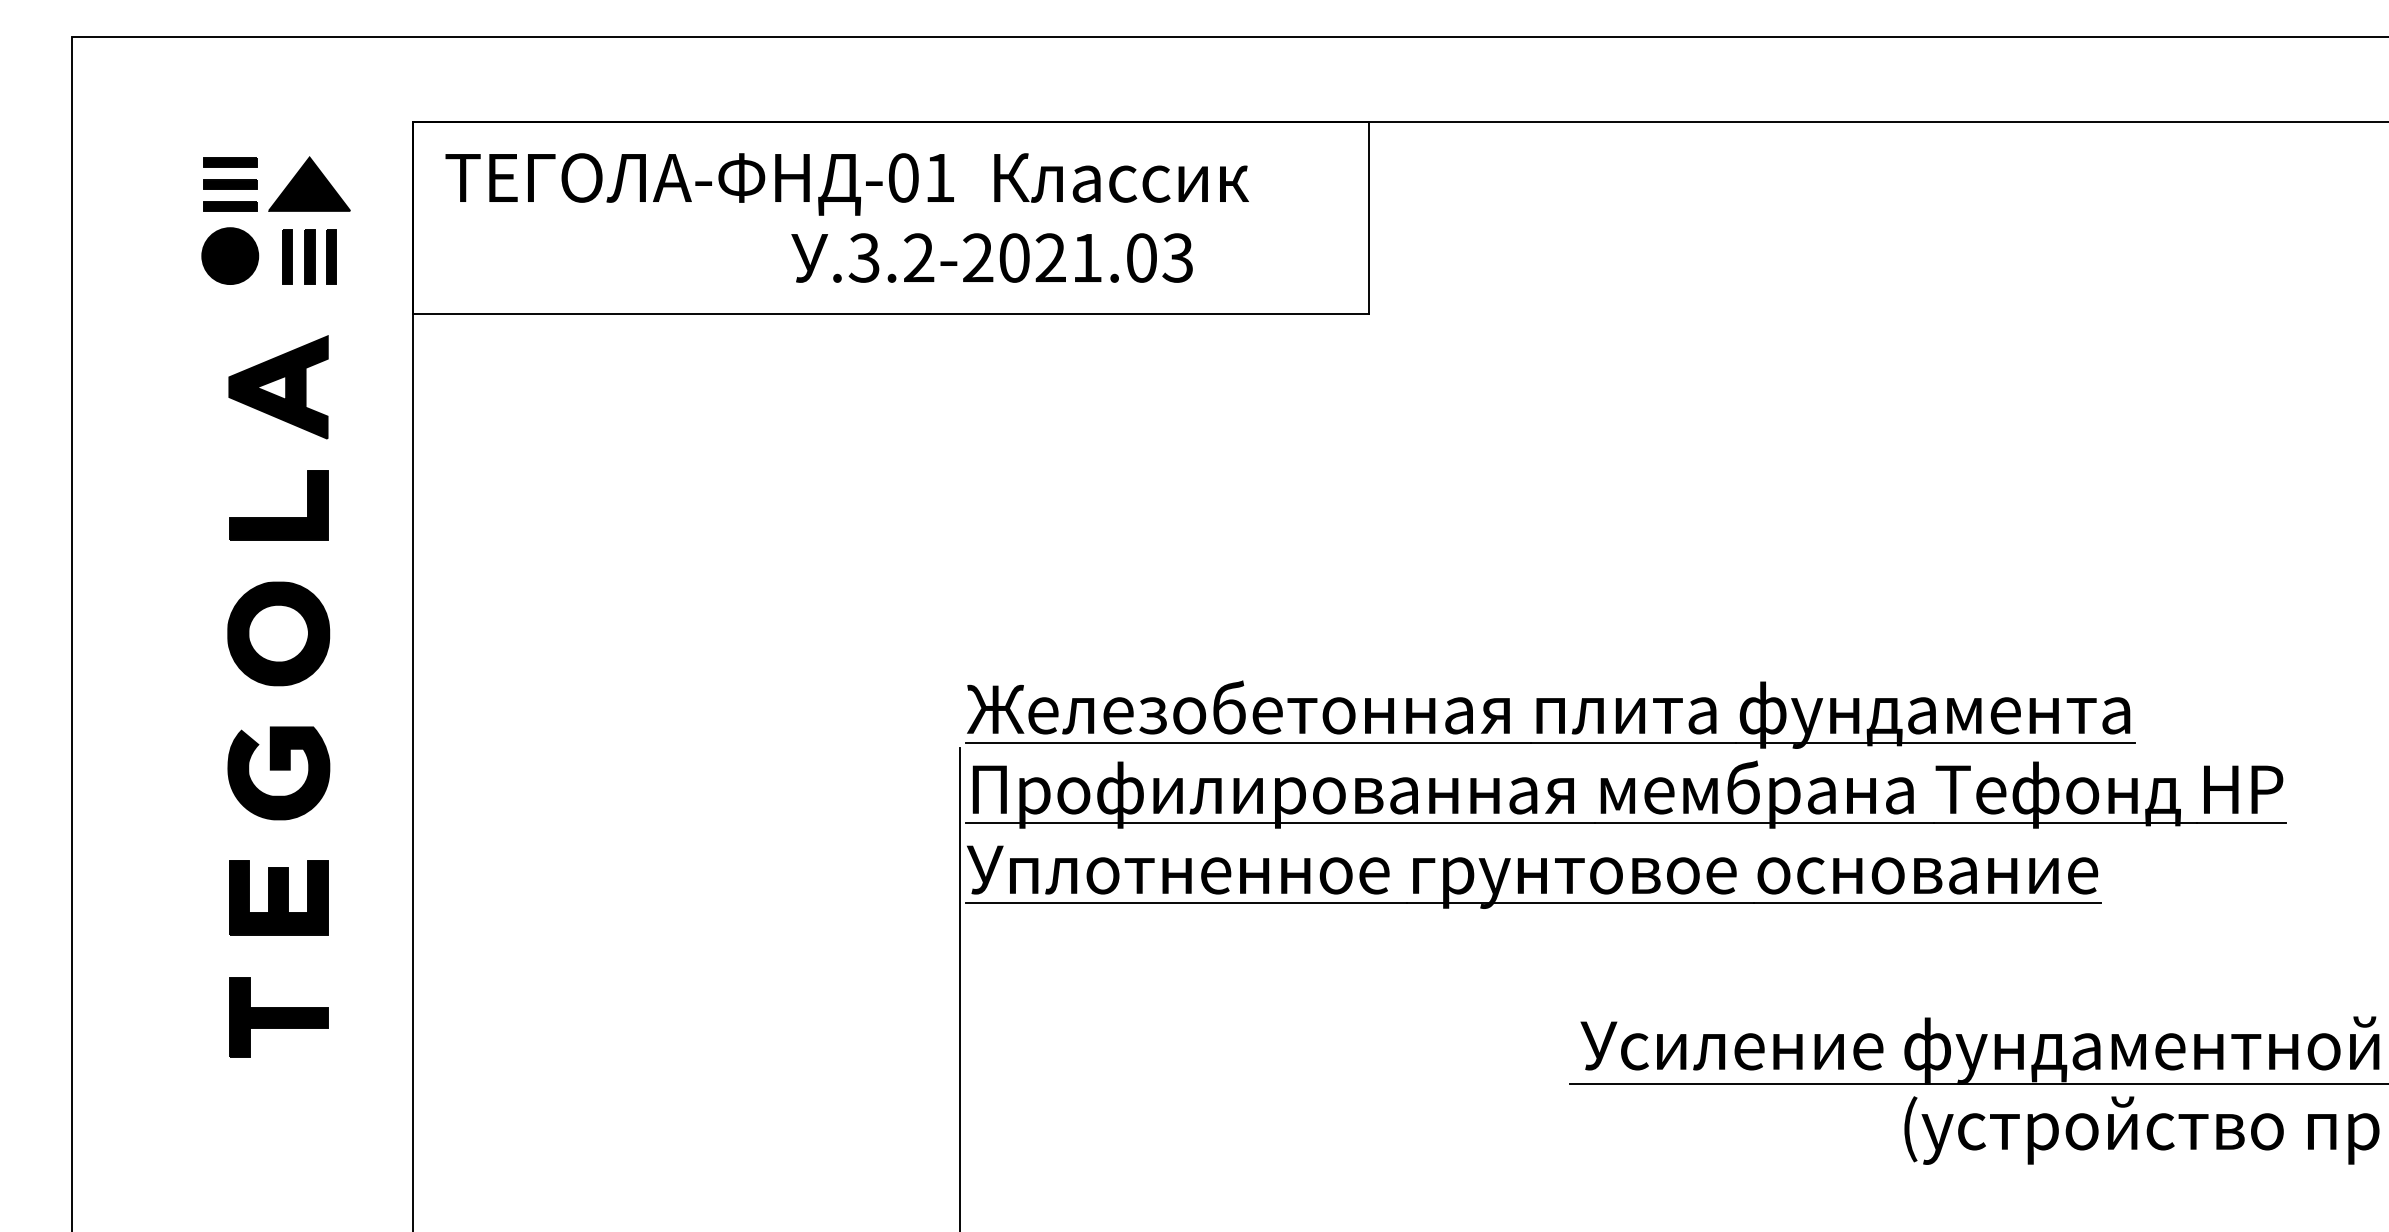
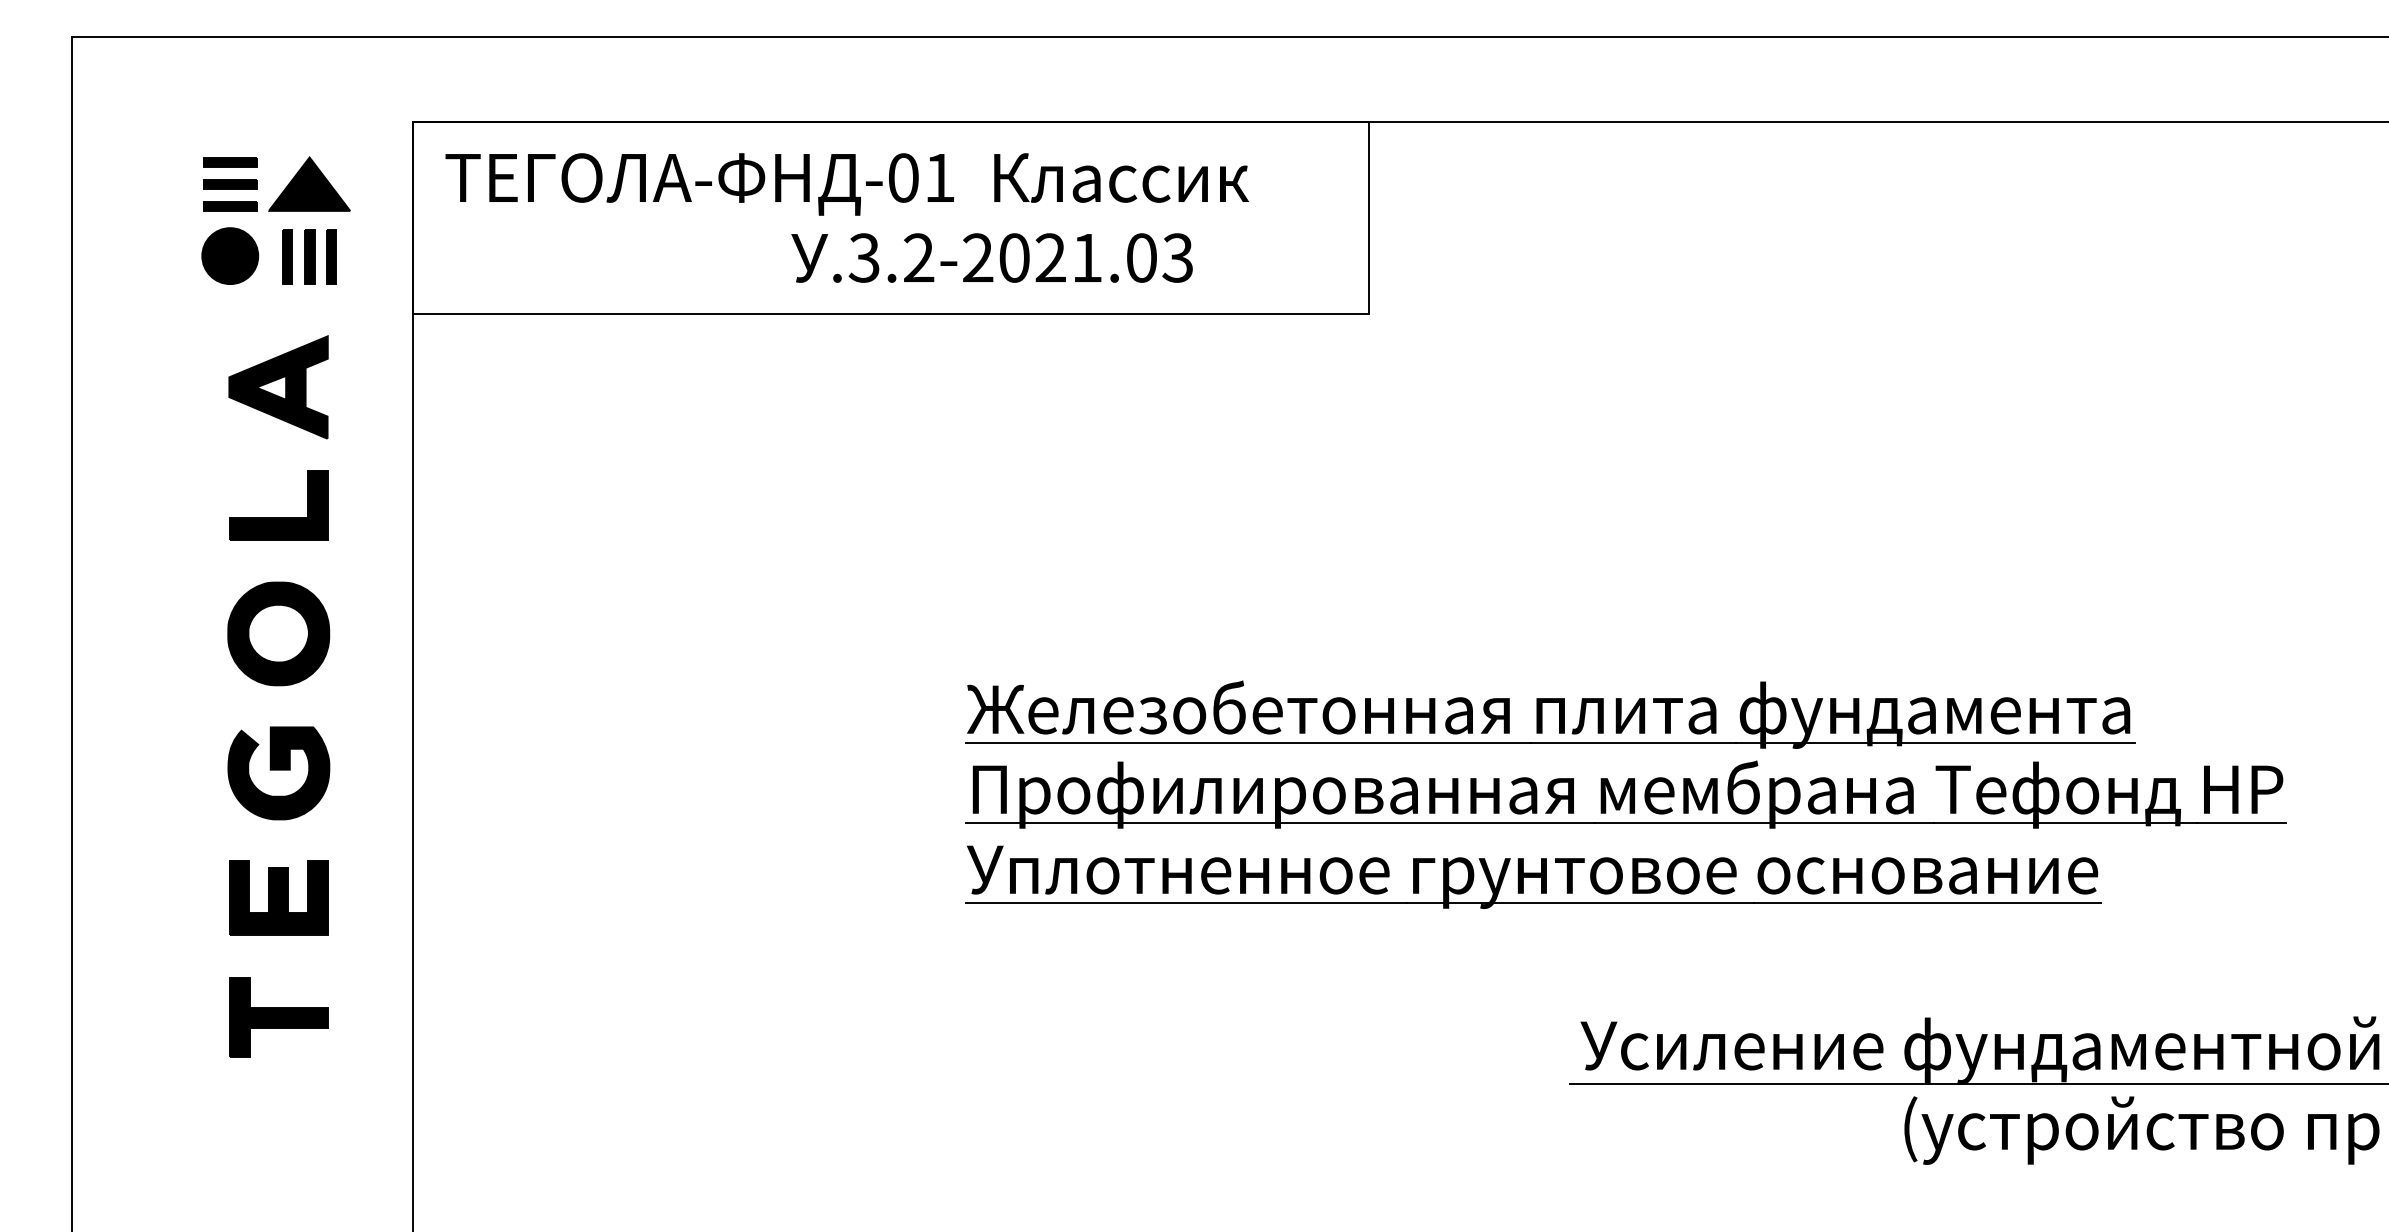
line: present -> none (959, 988)
